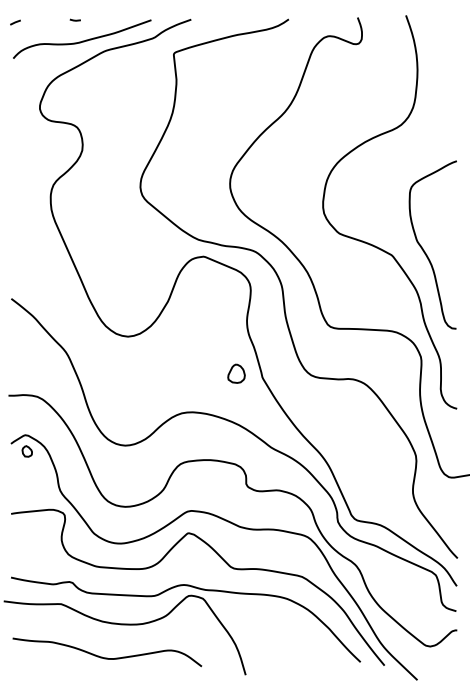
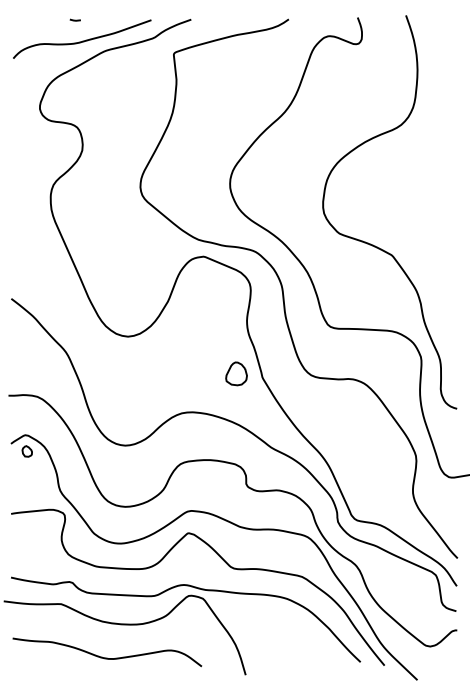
line: present -> none (15, 22)
curve: present -> none (423, 248)
part size: 19x21 px -> 23x26 px (236, 373)
